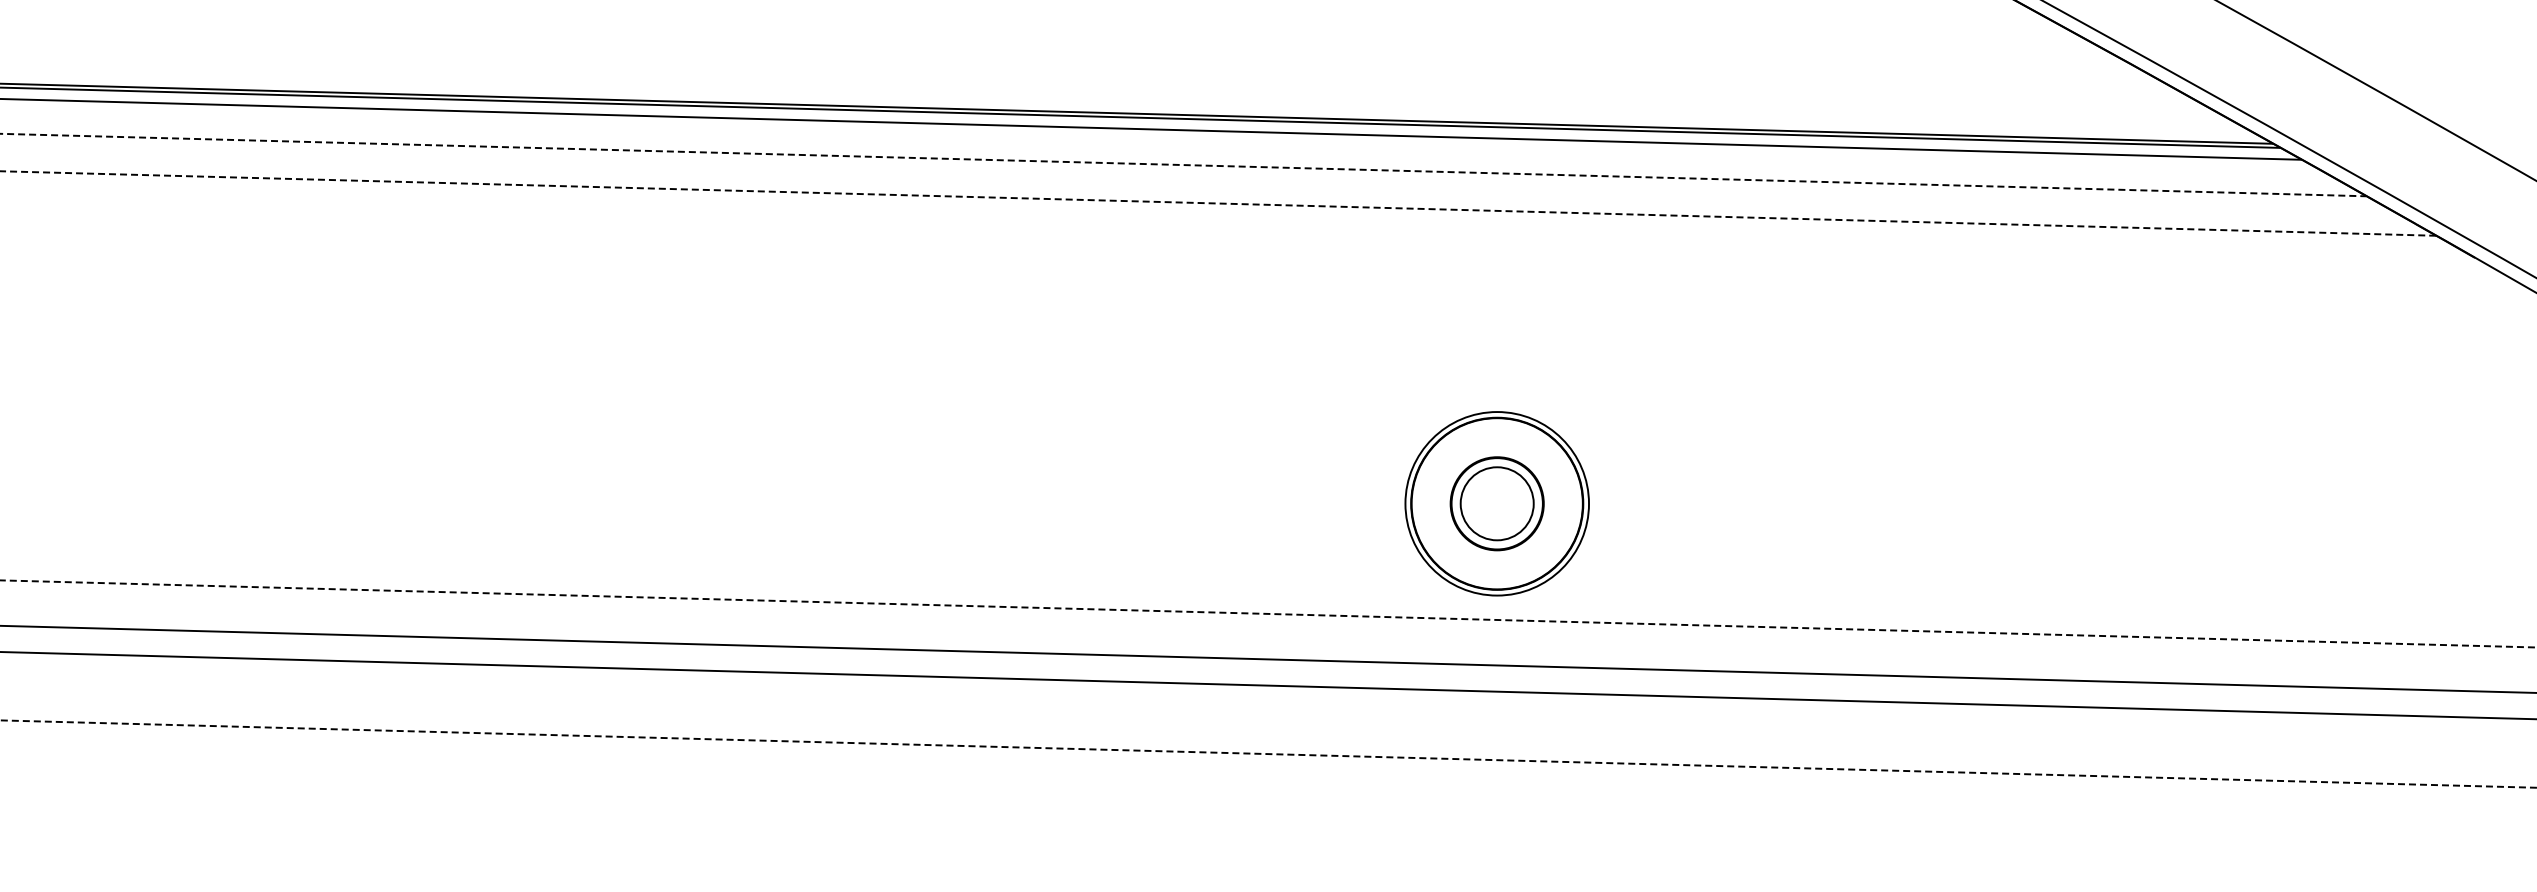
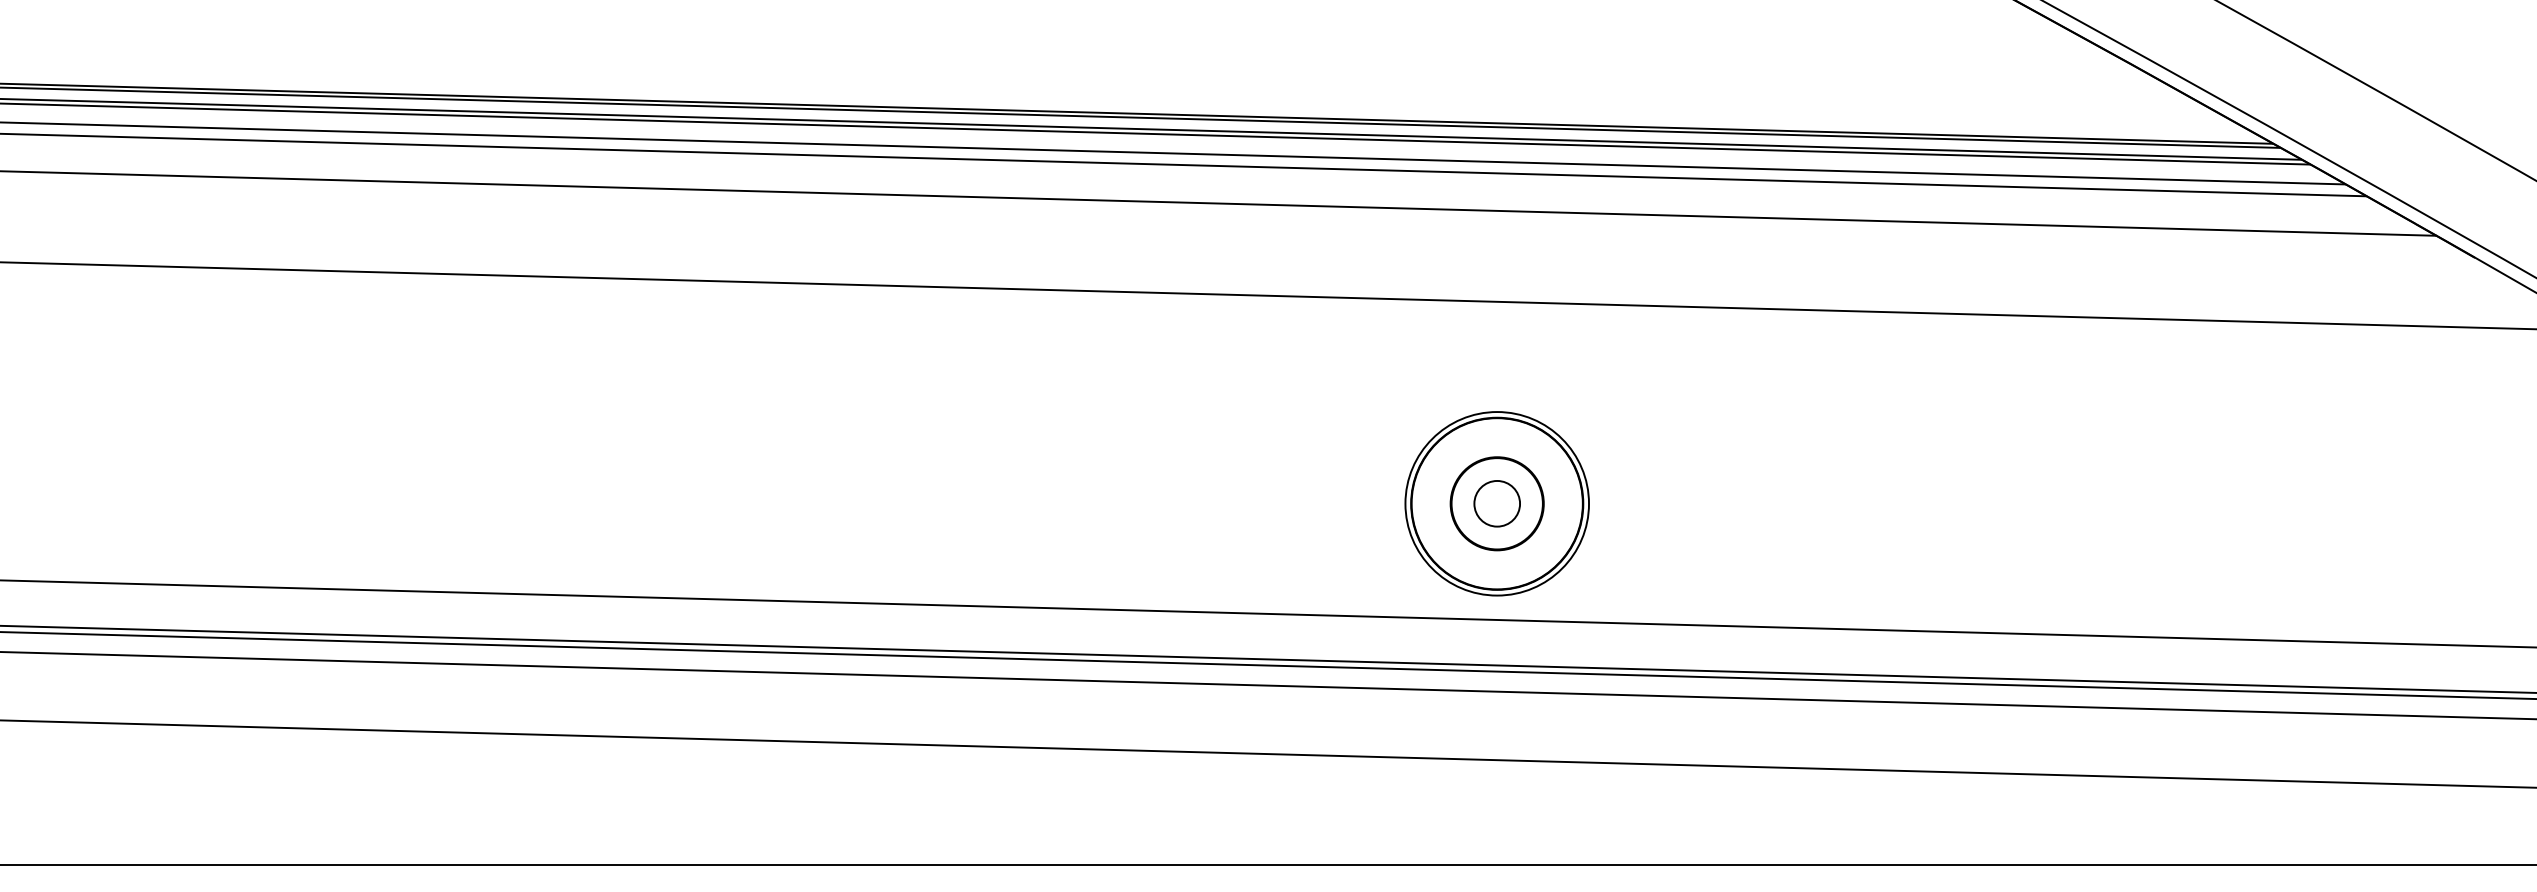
line: none -> present (1155, 133)
line: none -> present (1173, 153)
line: dashed -> solid (1183, 165)
line: dashed -> solid (1217, 203)
line: none -> present (1267, 295)
circle diameter: 73 px -> 46 px (1497, 503)
line: dashed -> solid (1268, 613)
line: none -> present (1267, 665)
line: dashed -> solid (1268, 754)
line: none -> present (1267, 865)
